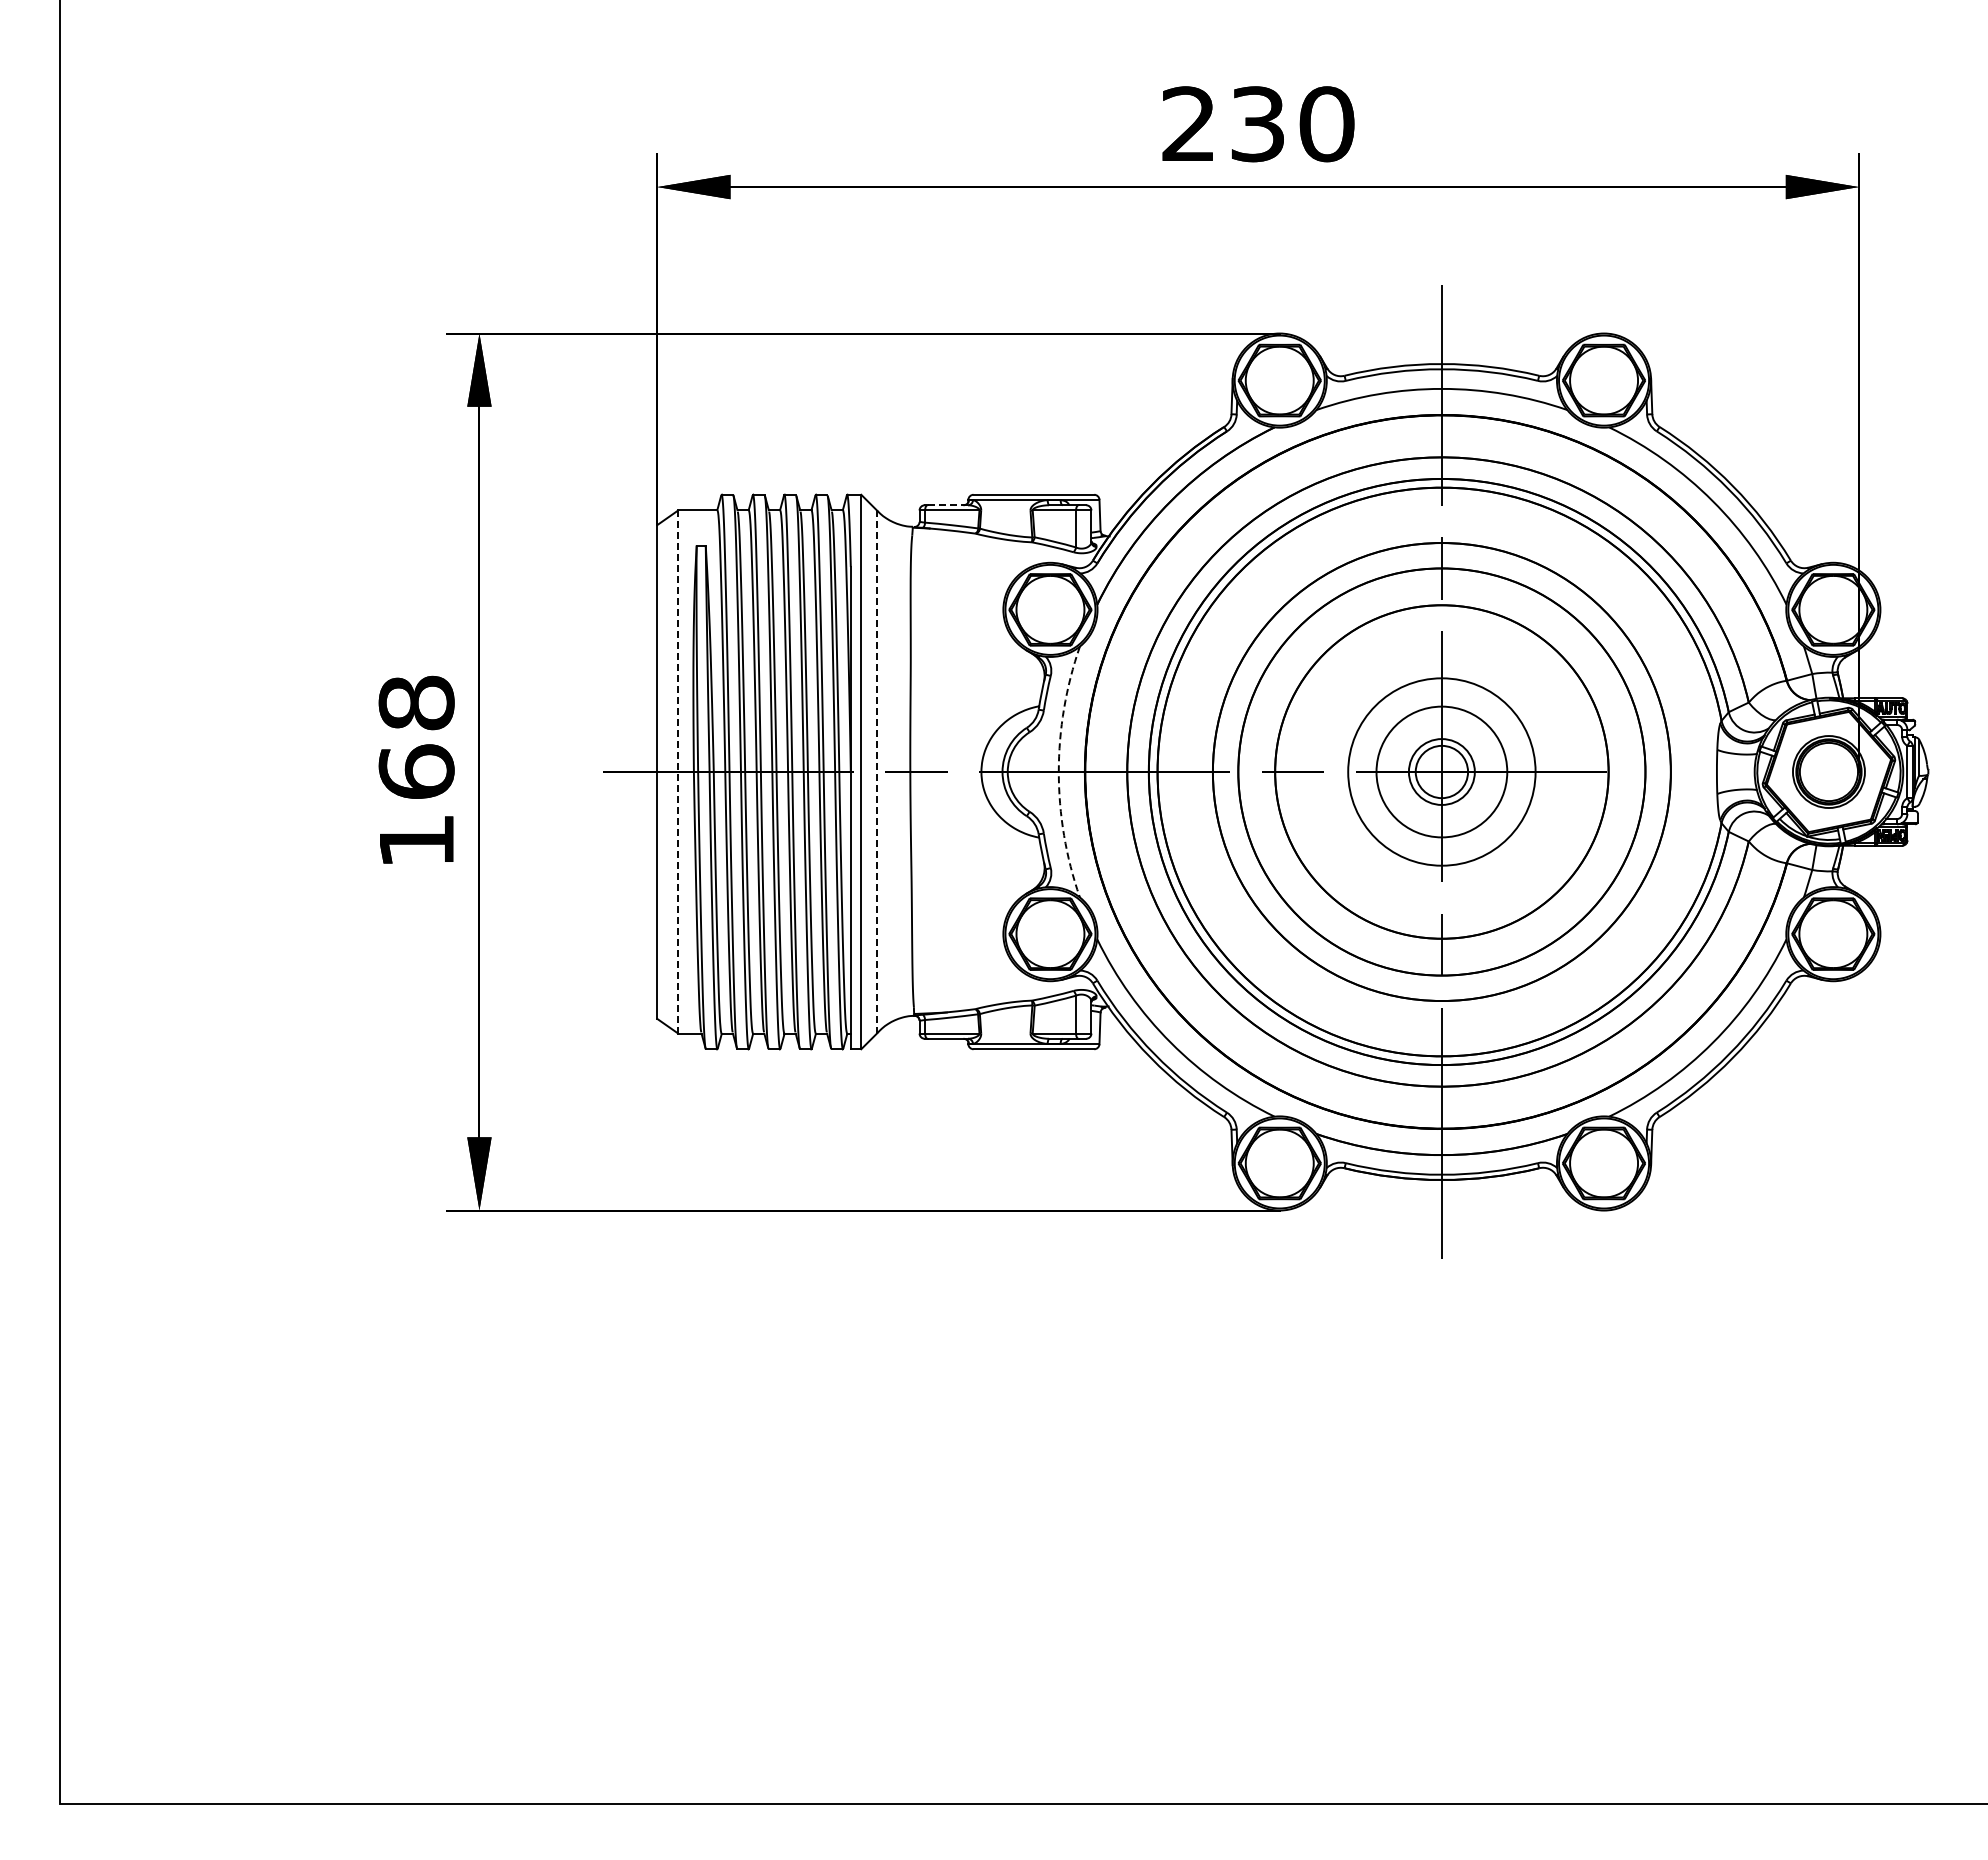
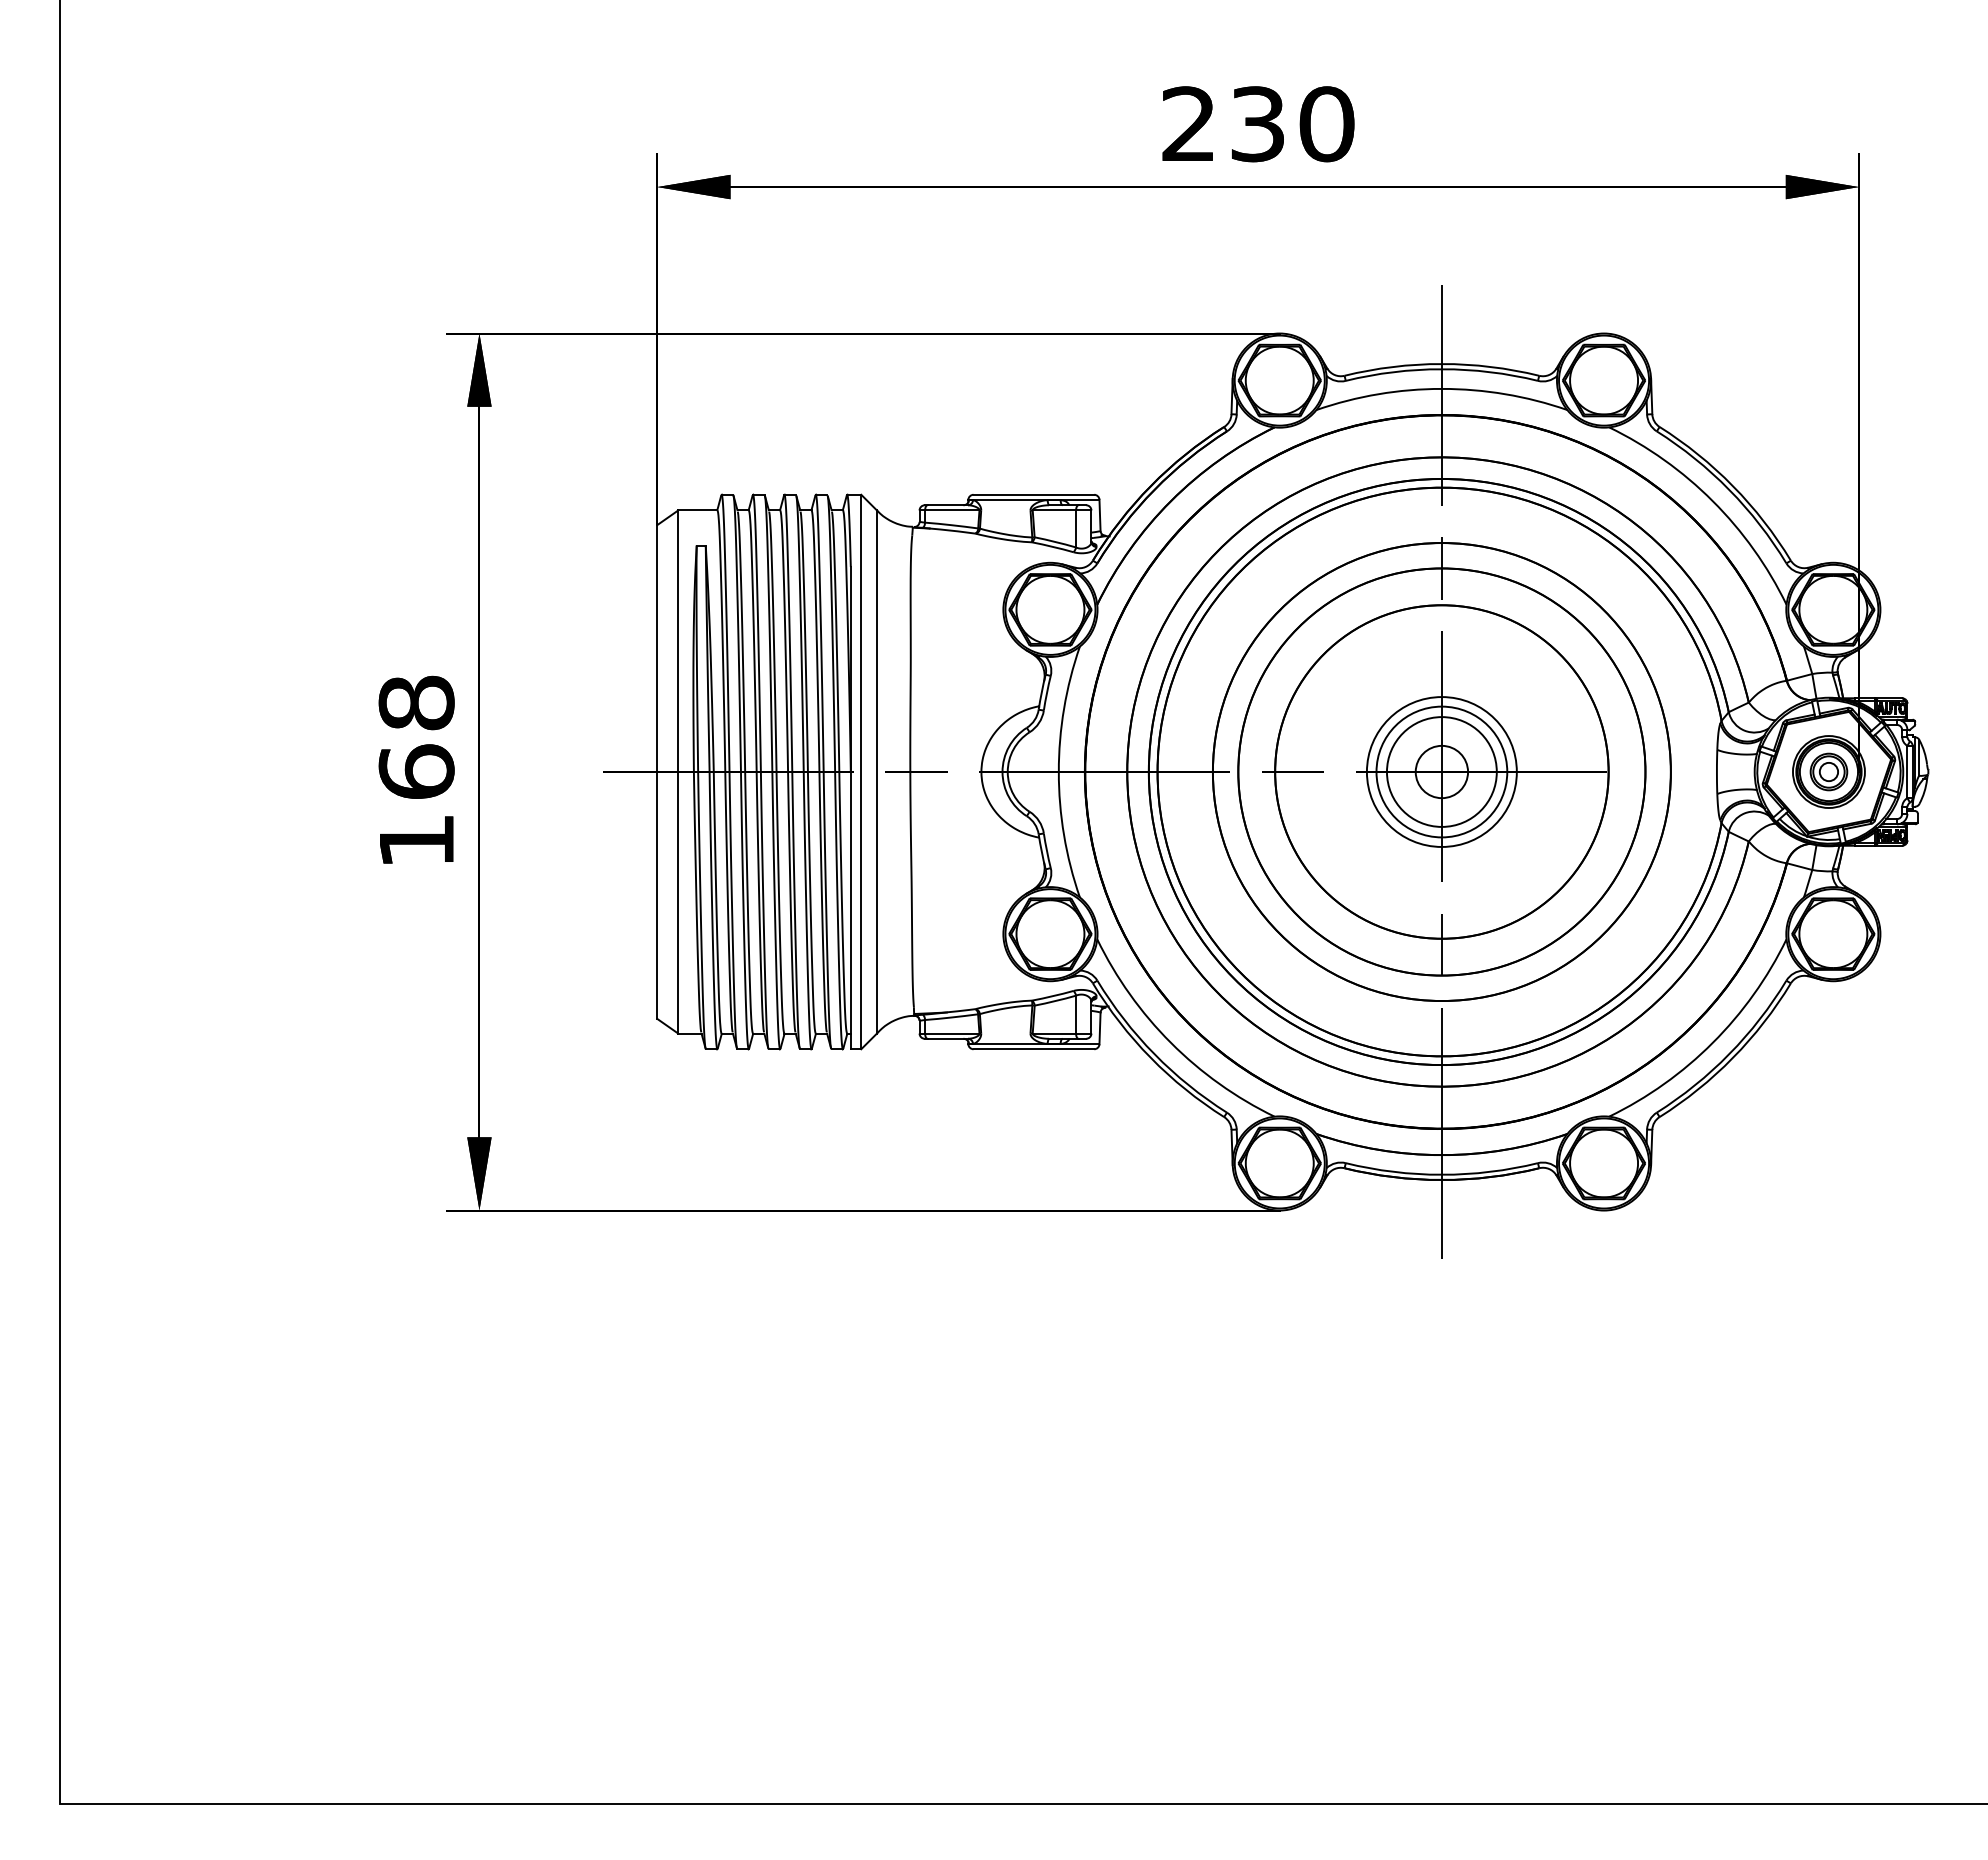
line: dashed -> solid (948, 505)
circle diameter: 187 px -> 150 px (1441, 771)
circle diameter: 66 px -> 110 px (1441, 771)
part: none -> present (1828, 771)
line: dashed -> solid (678, 772)
line: dashed -> solid (876, 772)
arc: dashed -> solid (1058, 772)
